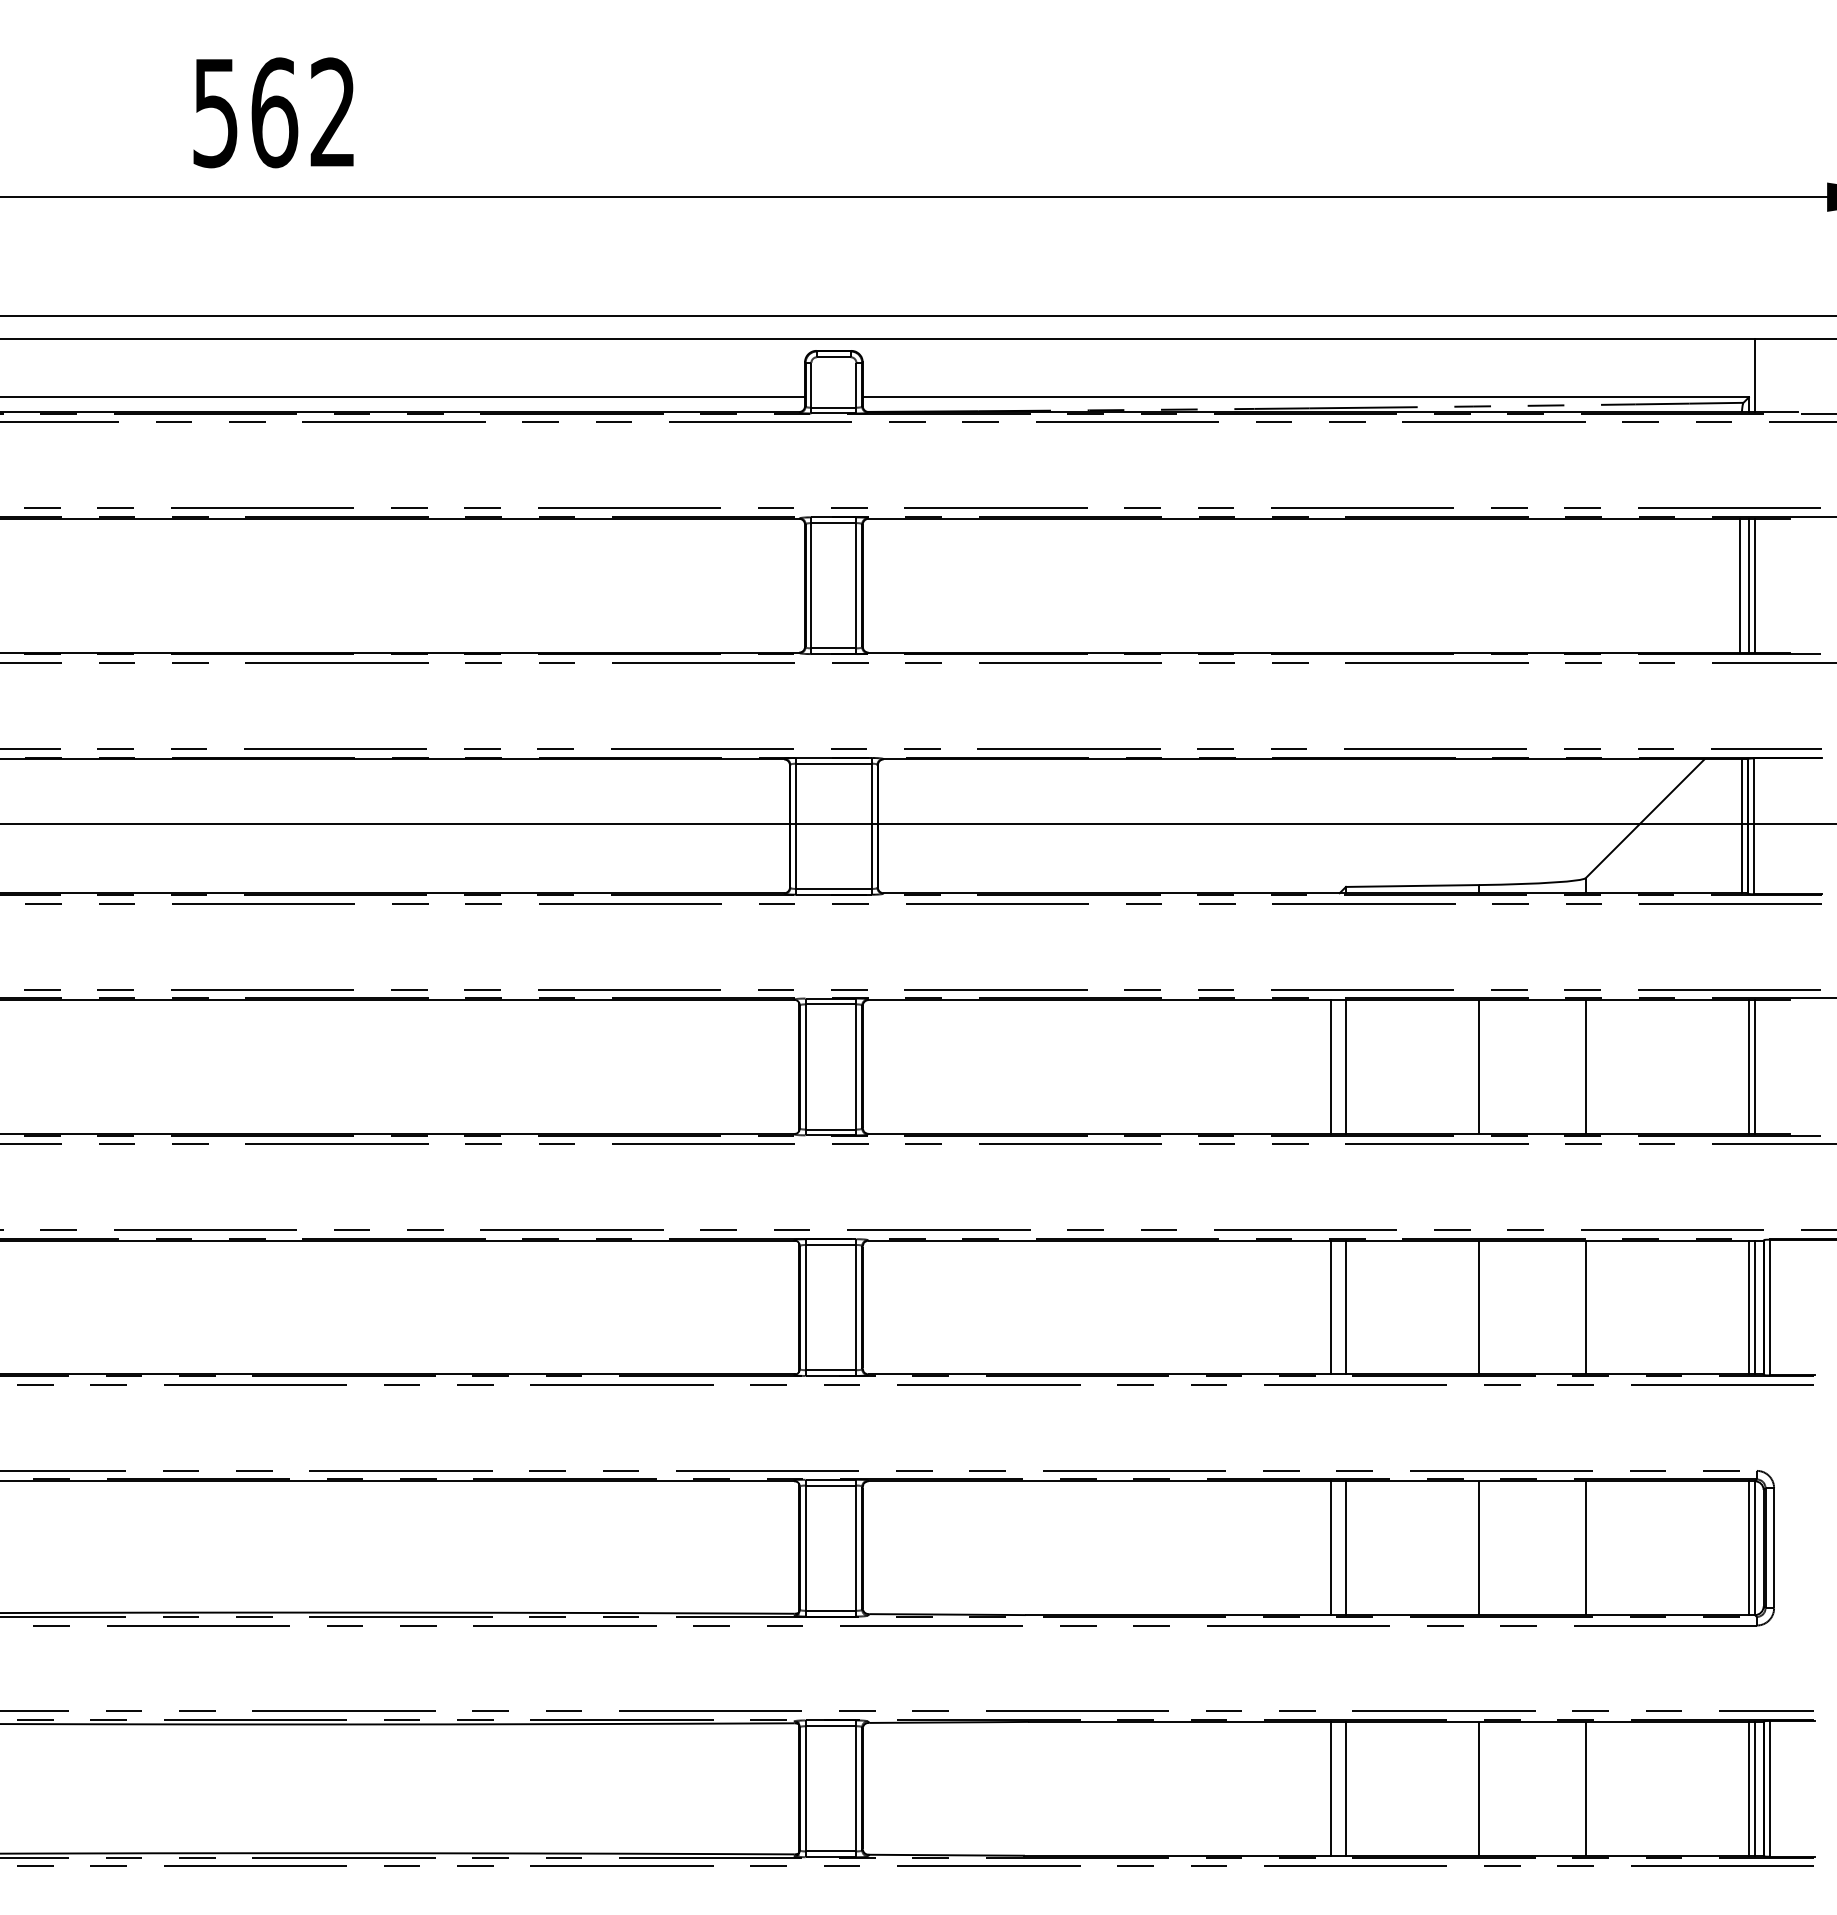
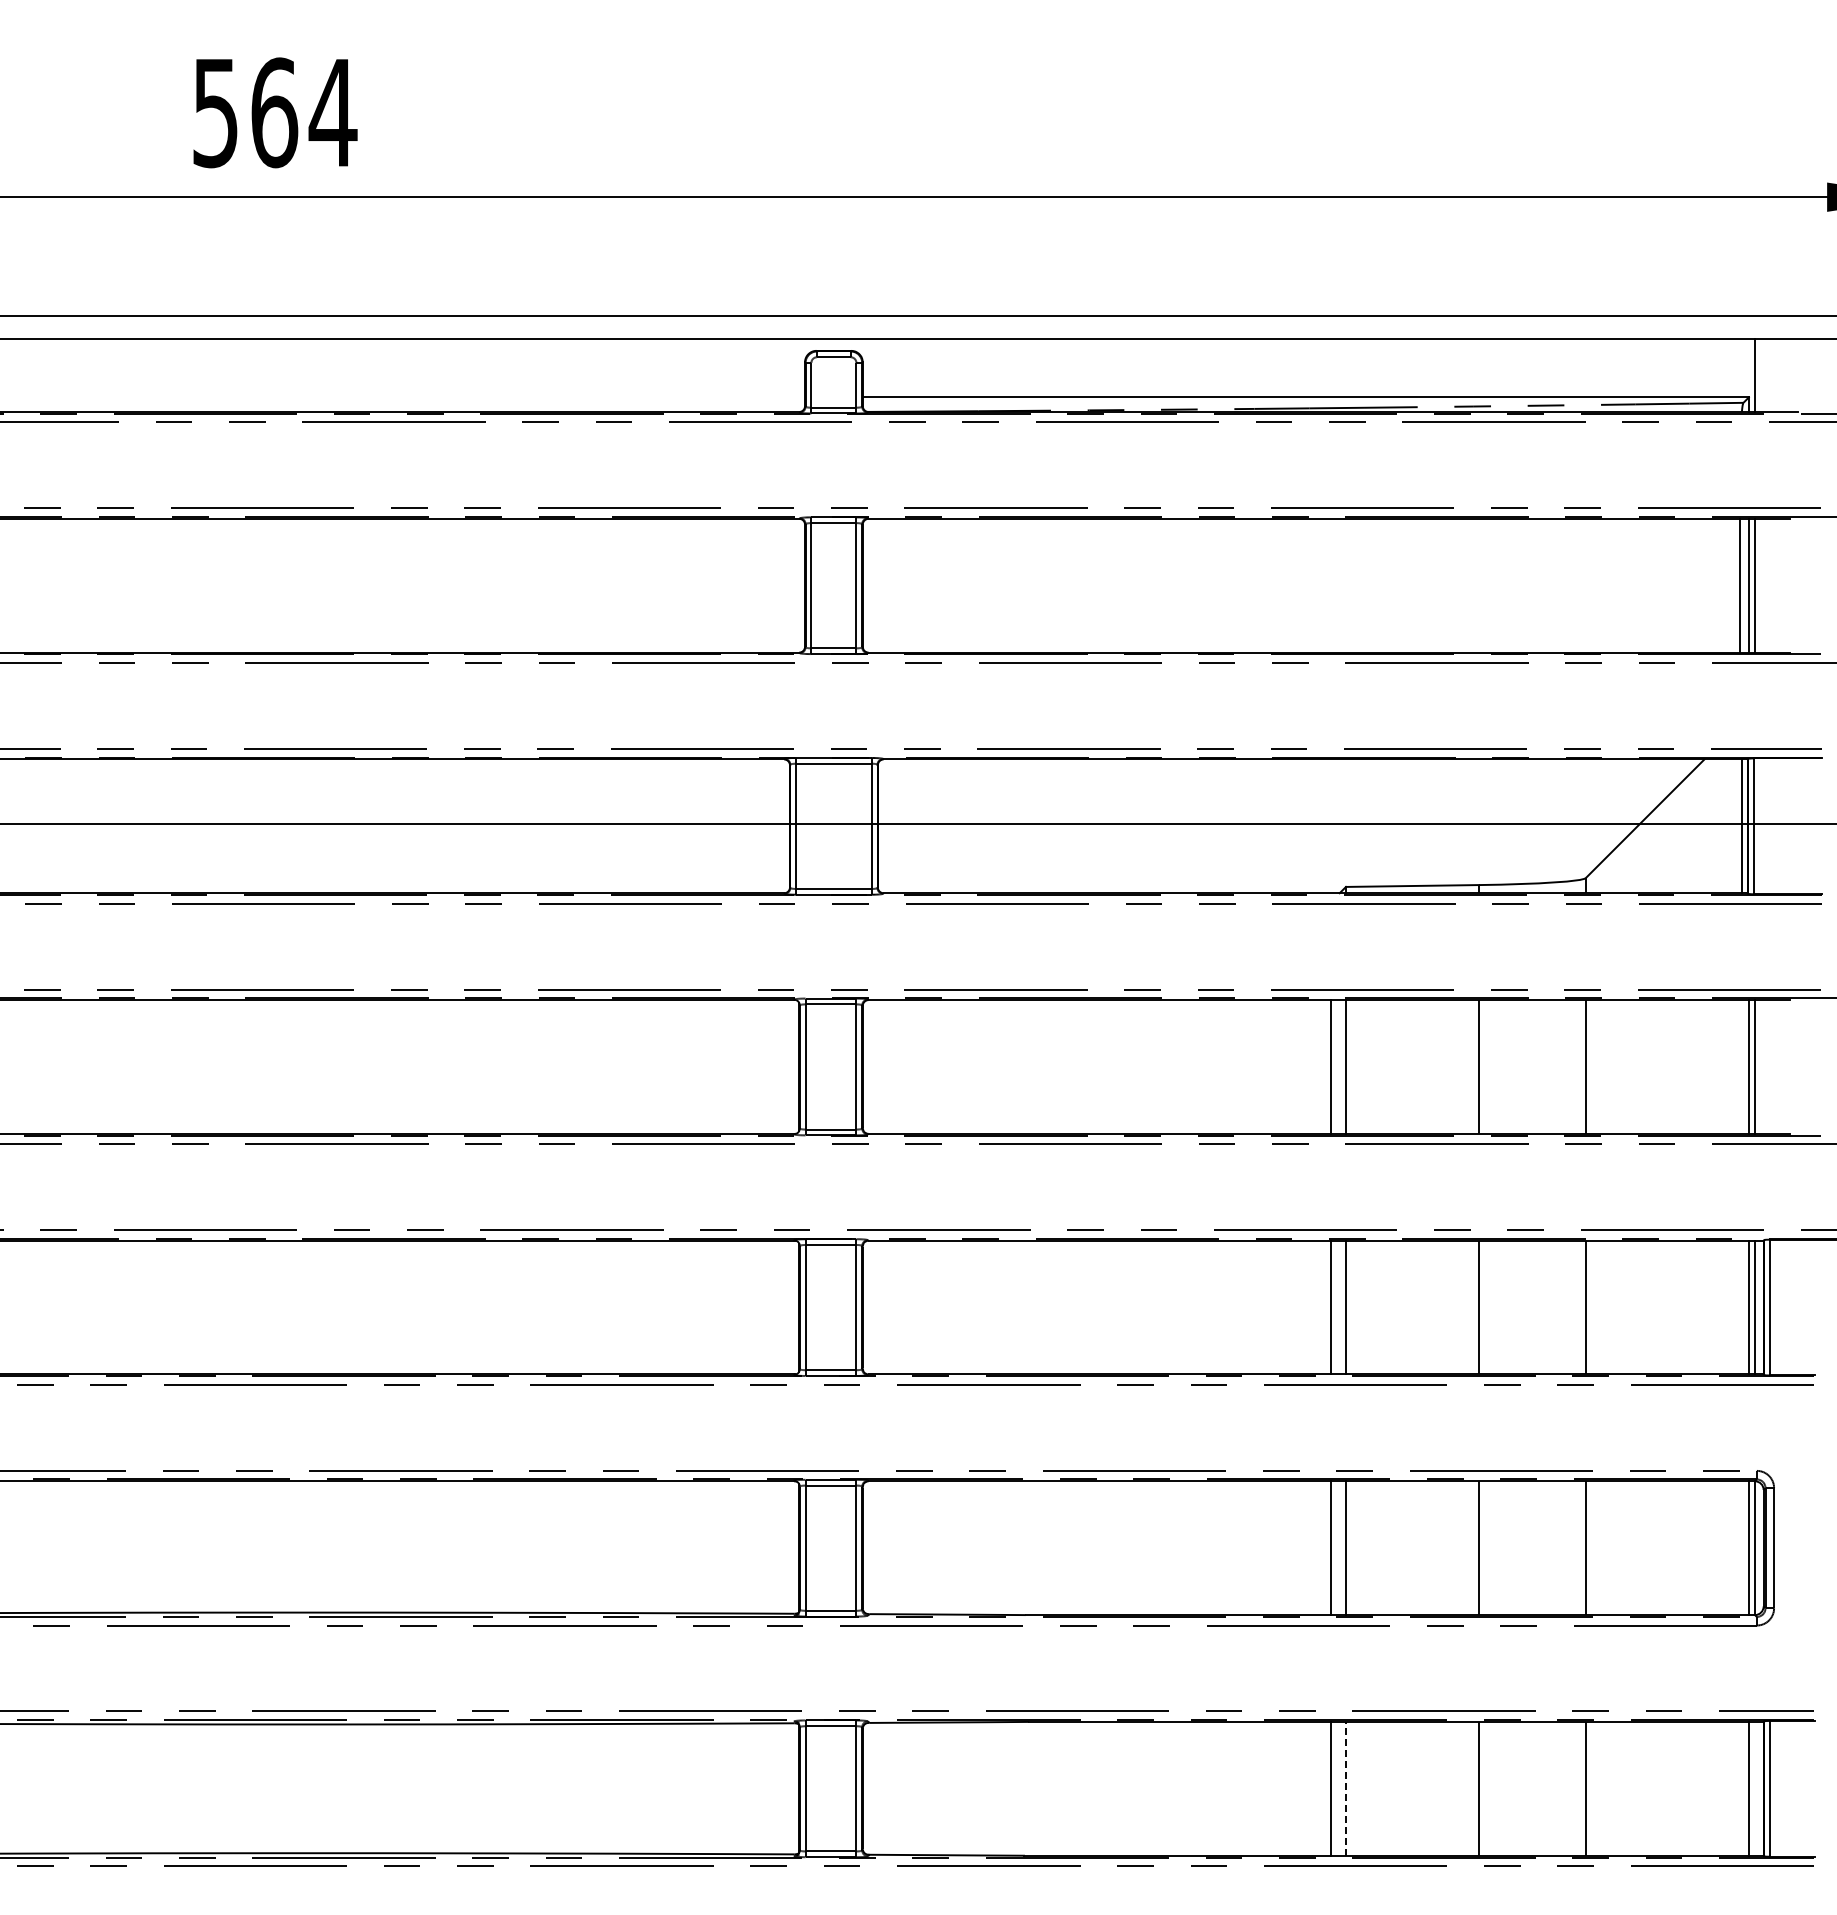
text: 562 -> 564 (332, 111)
line: present -> none (403, 397)
line: solid -> dashed (1346, 1788)
line: present -> none (1754, 1788)
